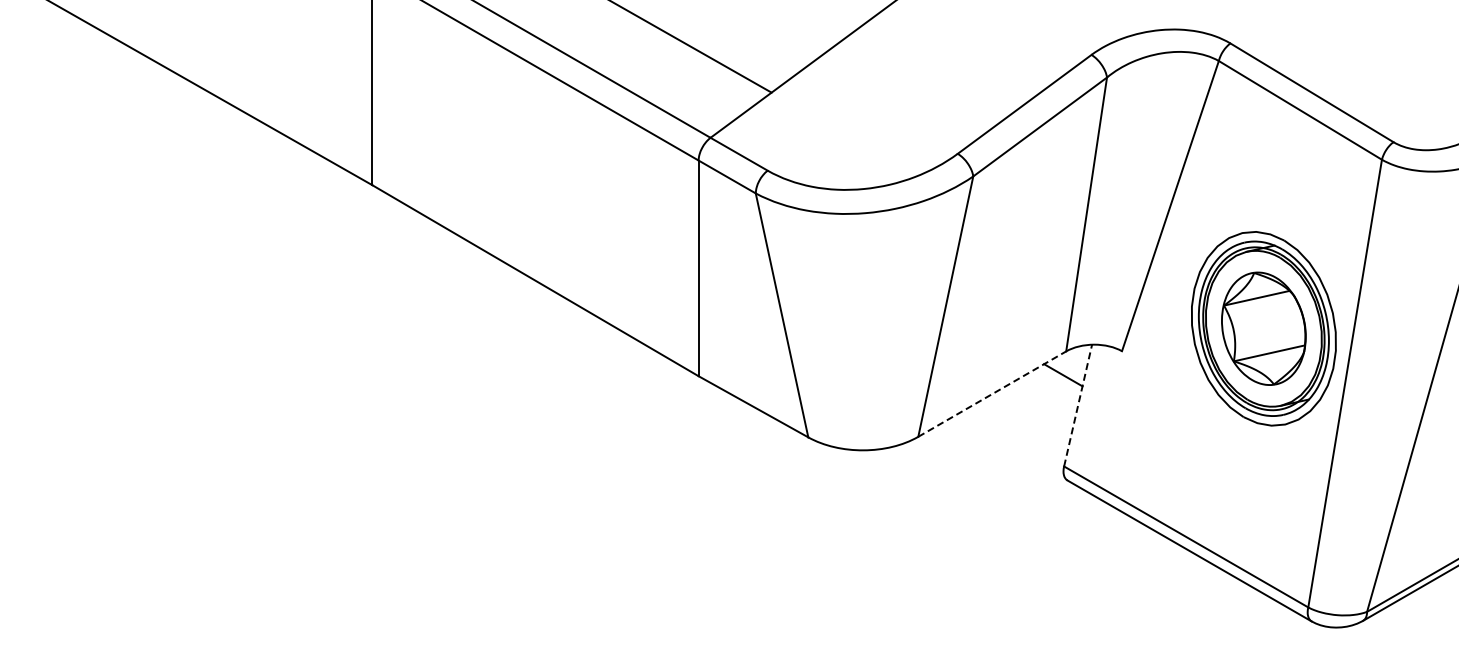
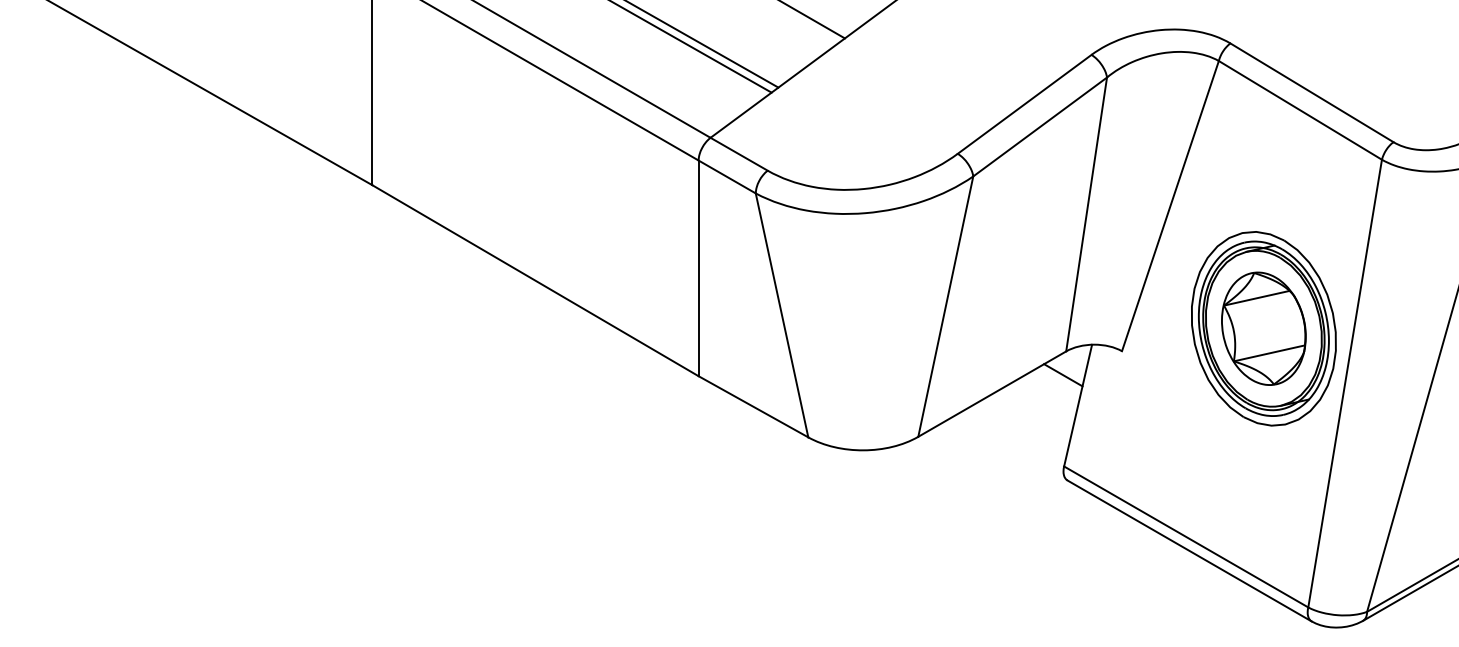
line: none -> present (813, 20)
line: none -> present (703, 44)
line: dashed -> solid (992, 393)
line: dashed -> solid (1078, 405)
